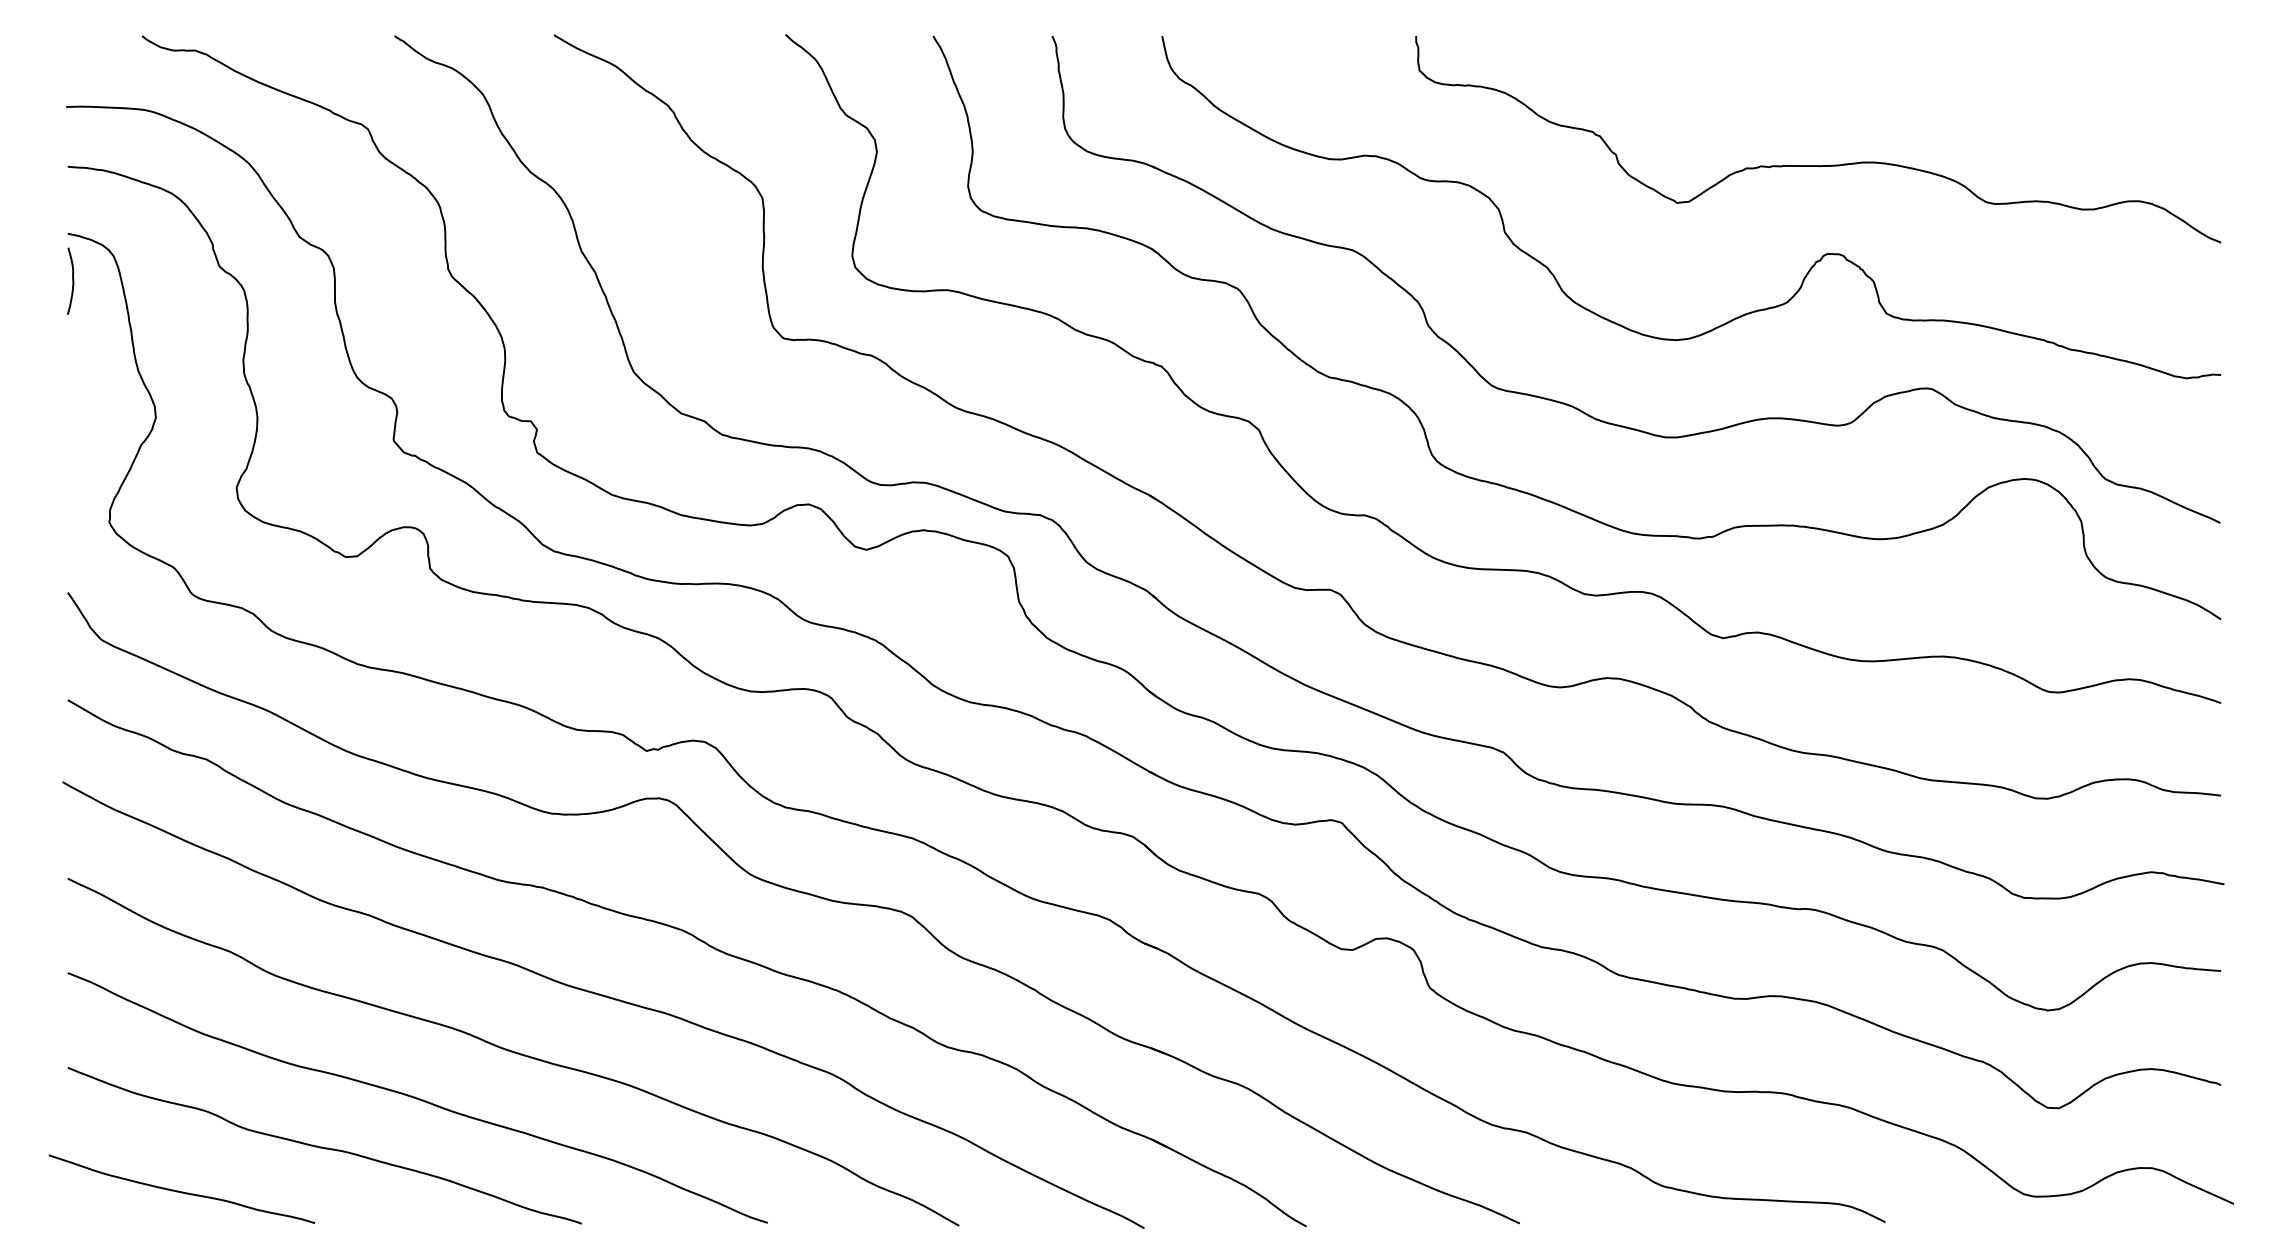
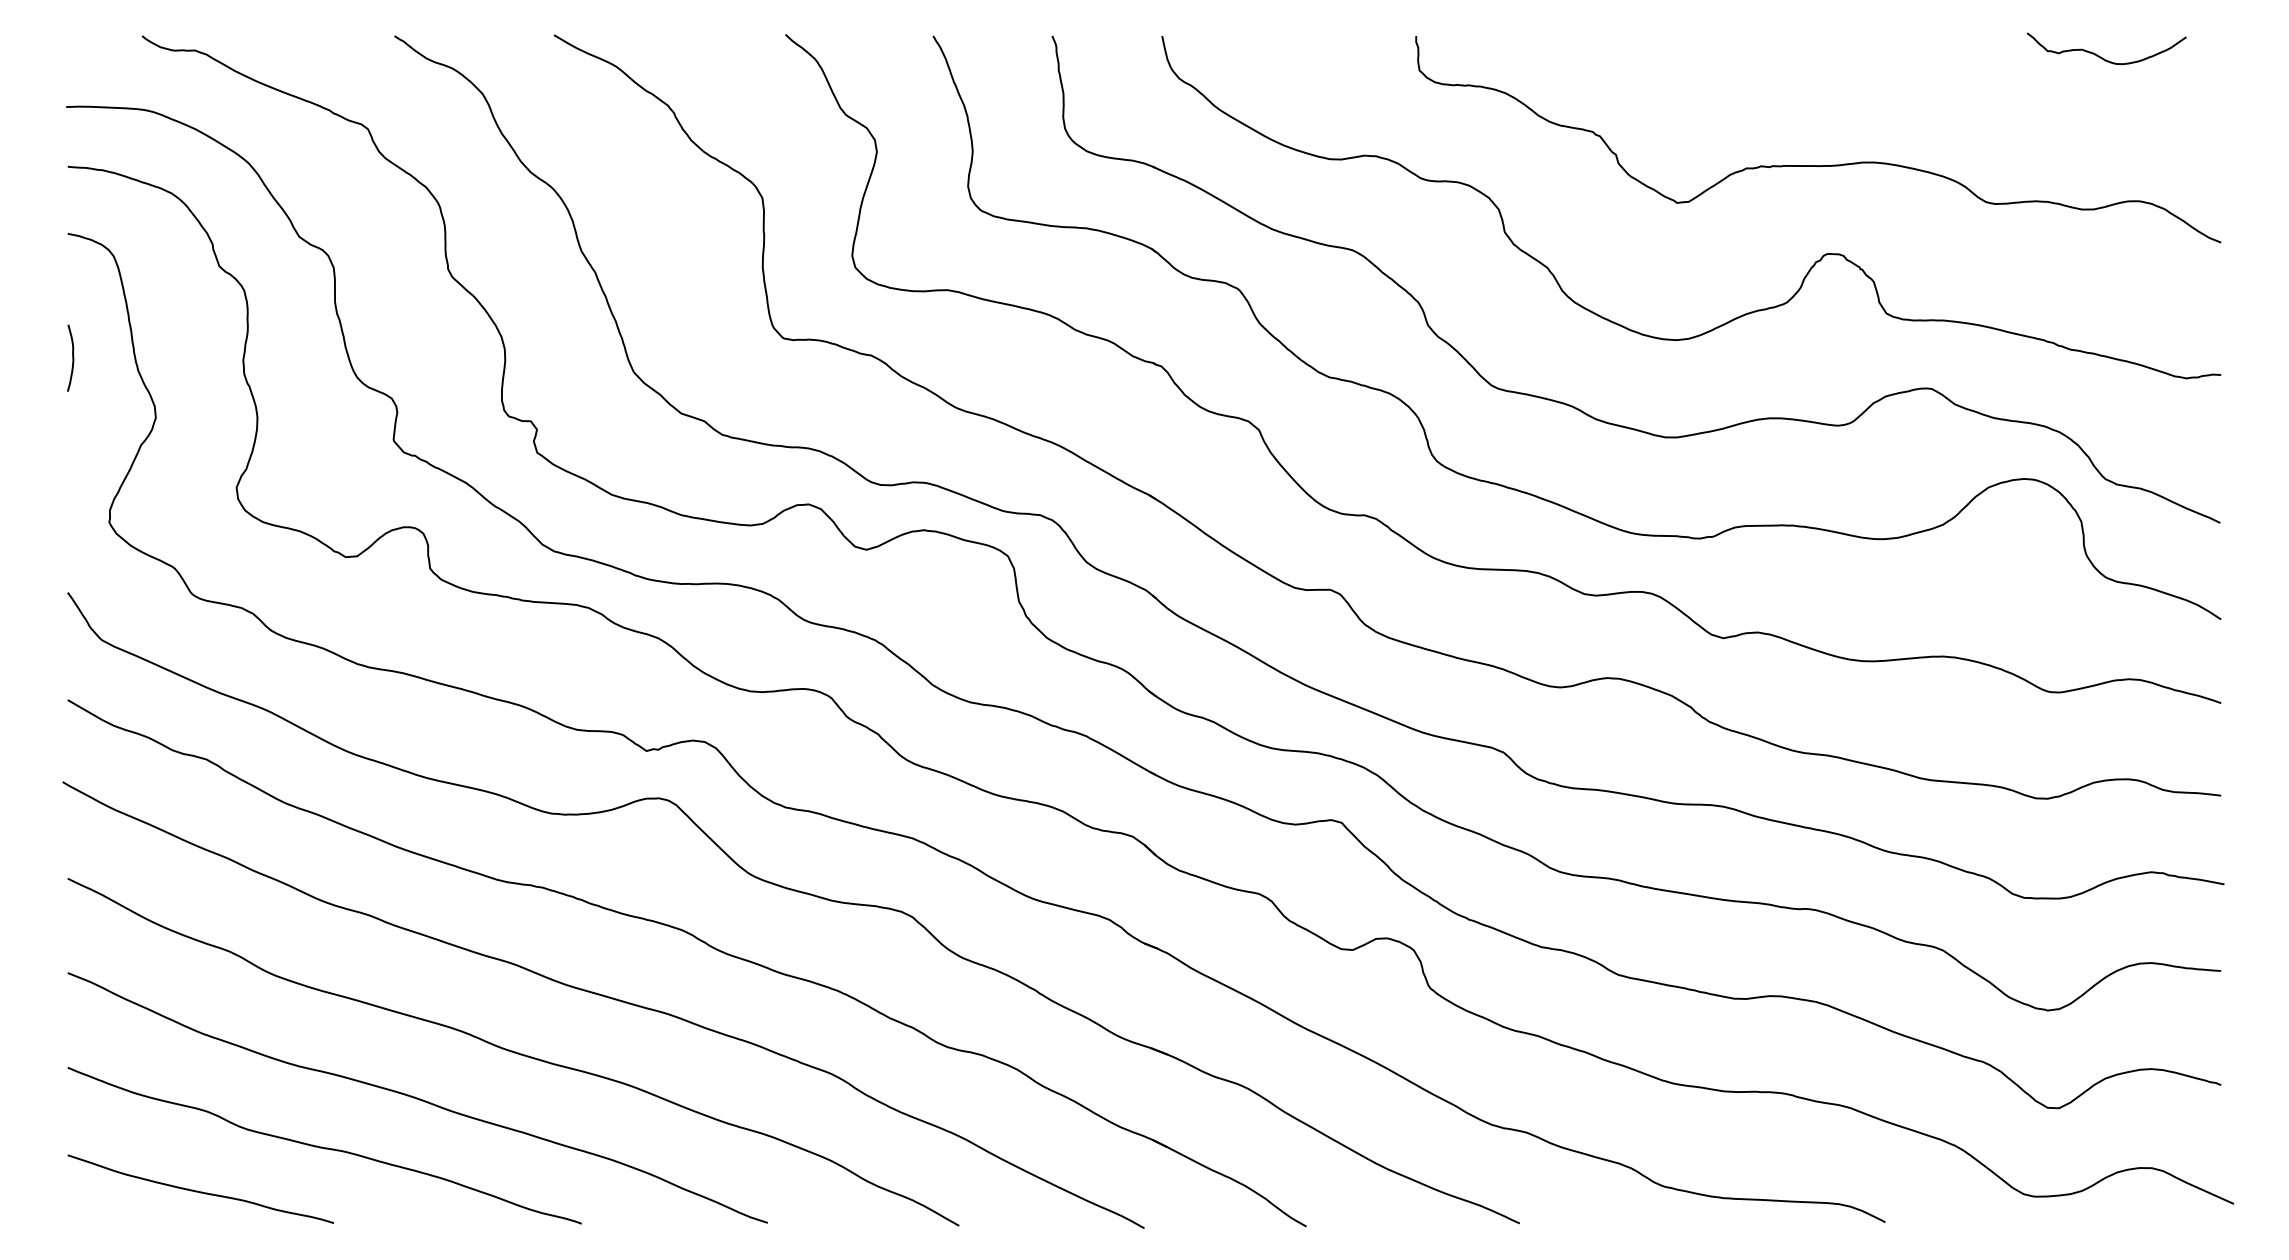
curve: none -> present (2102, 57)
curve position: (72, 280) -> (72, 357) (72, 357)
curve position: (181, 1191) -> (200, 1191) (200, 1191)
